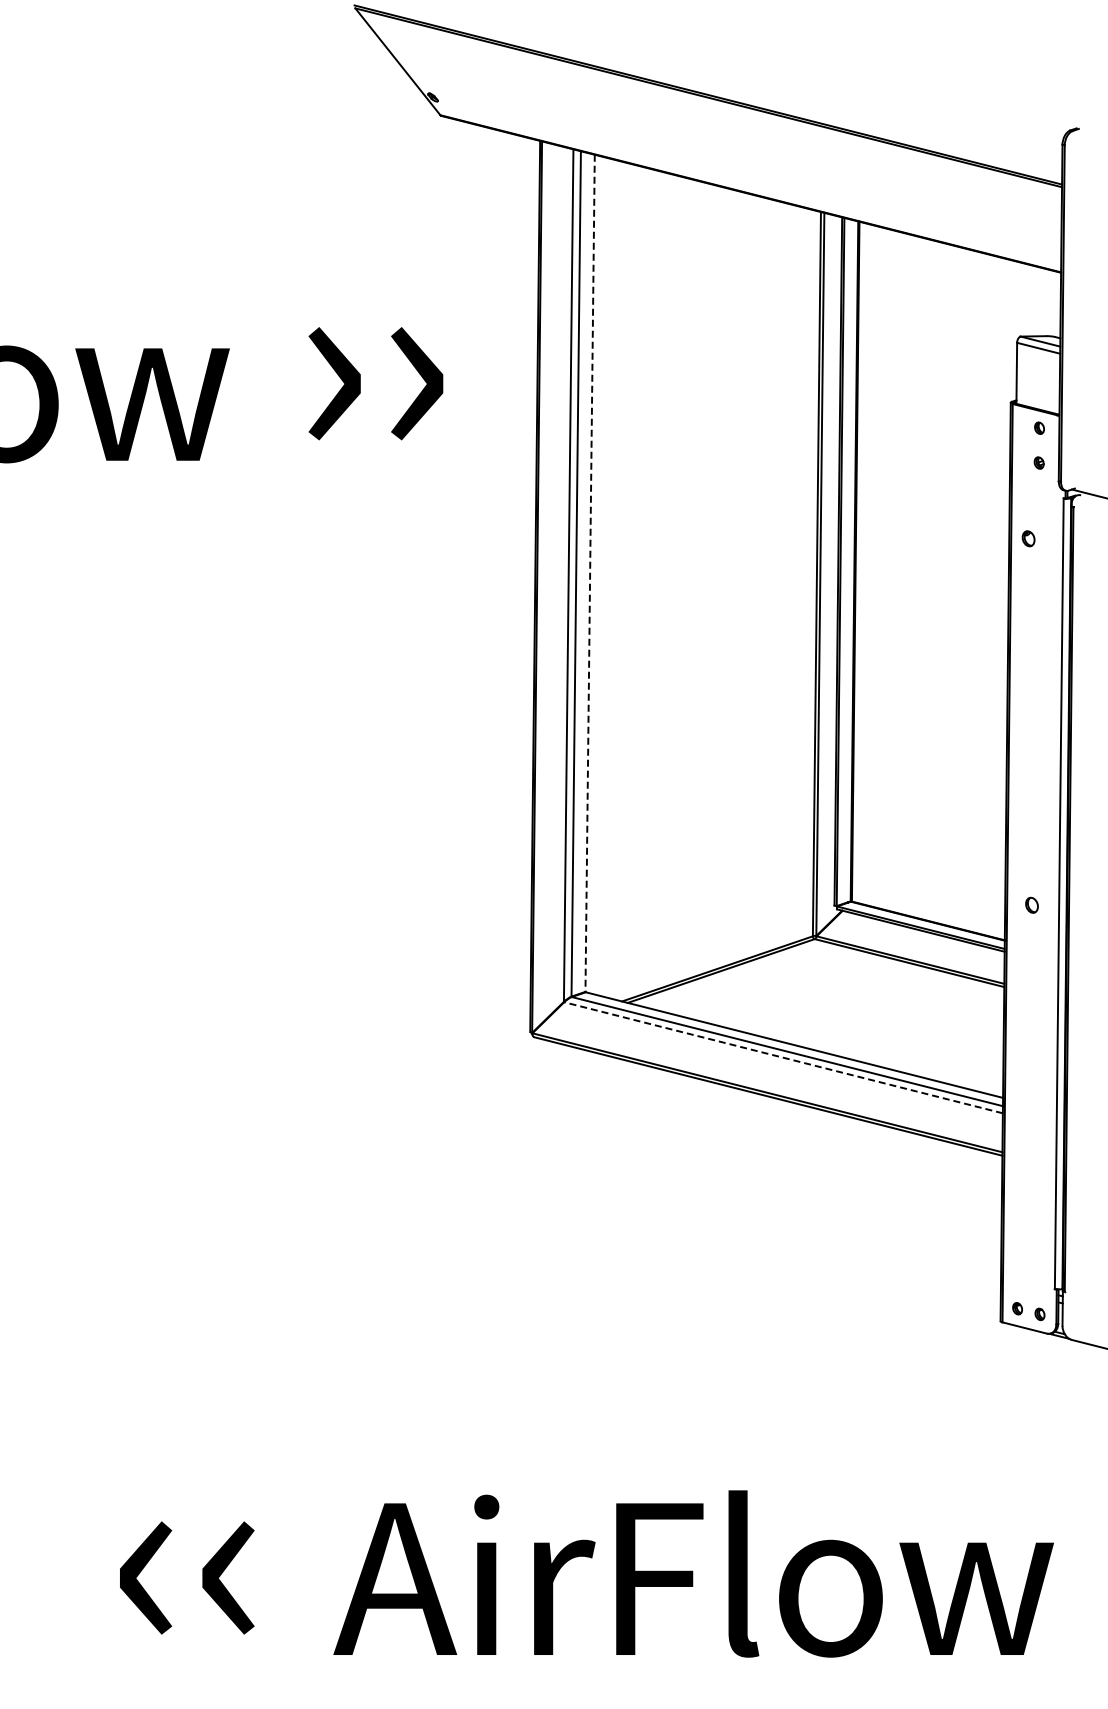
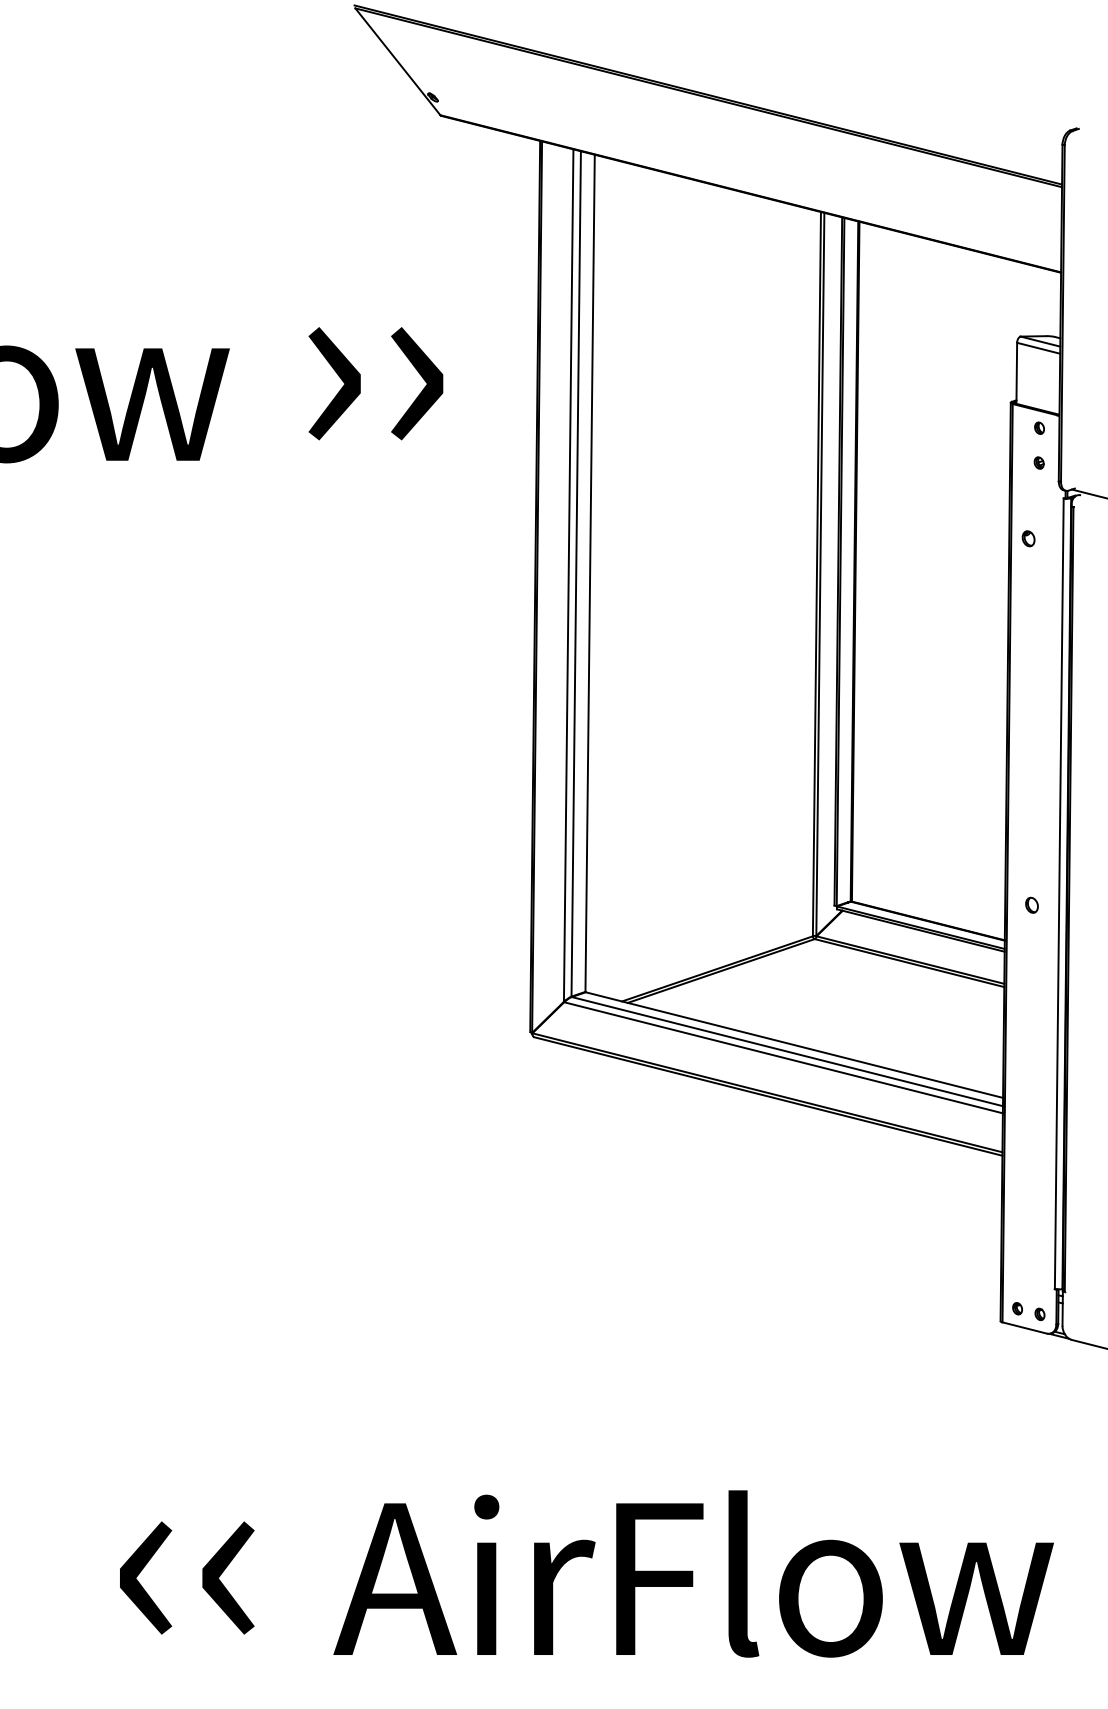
line: dashed -> solid (590, 573)
line: dashed -> solid (783, 1057)
